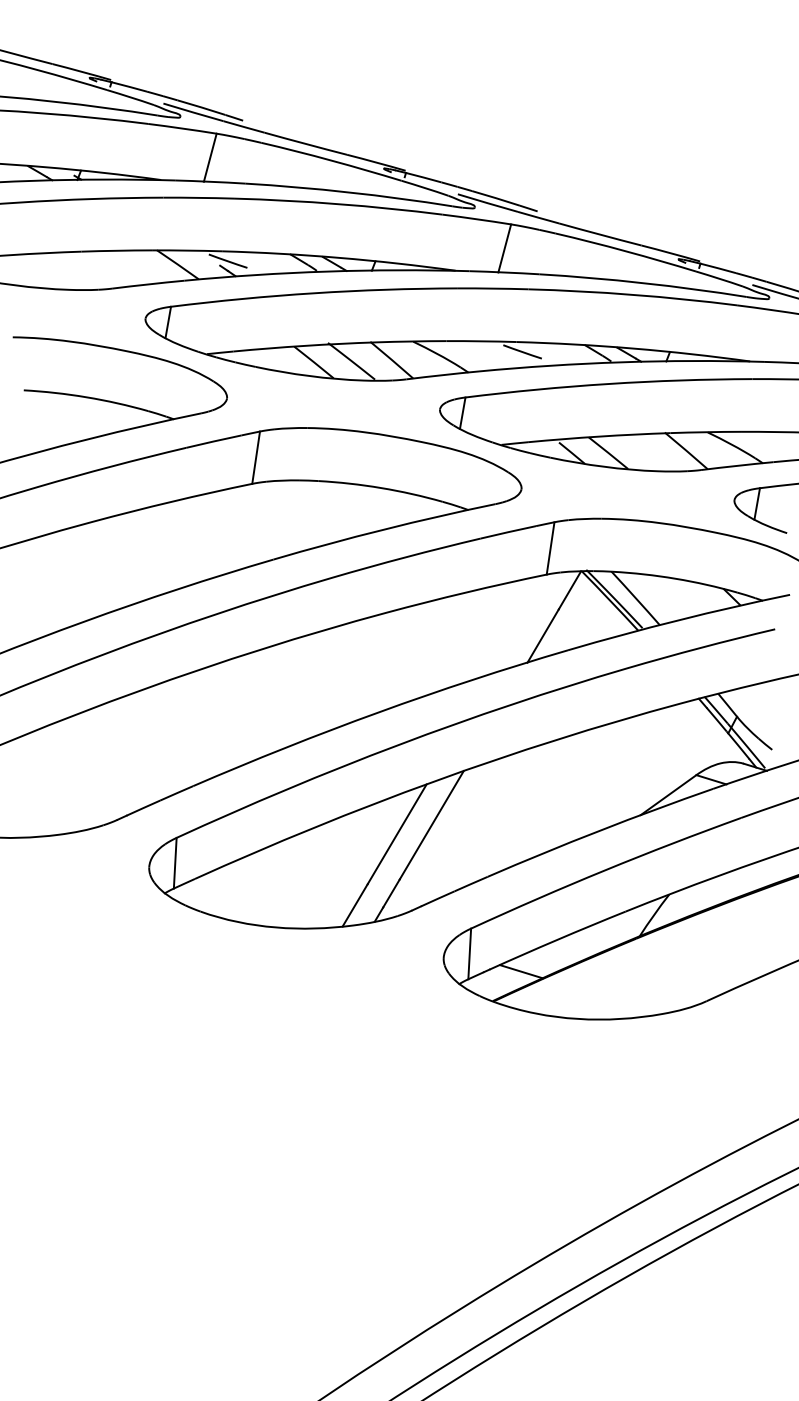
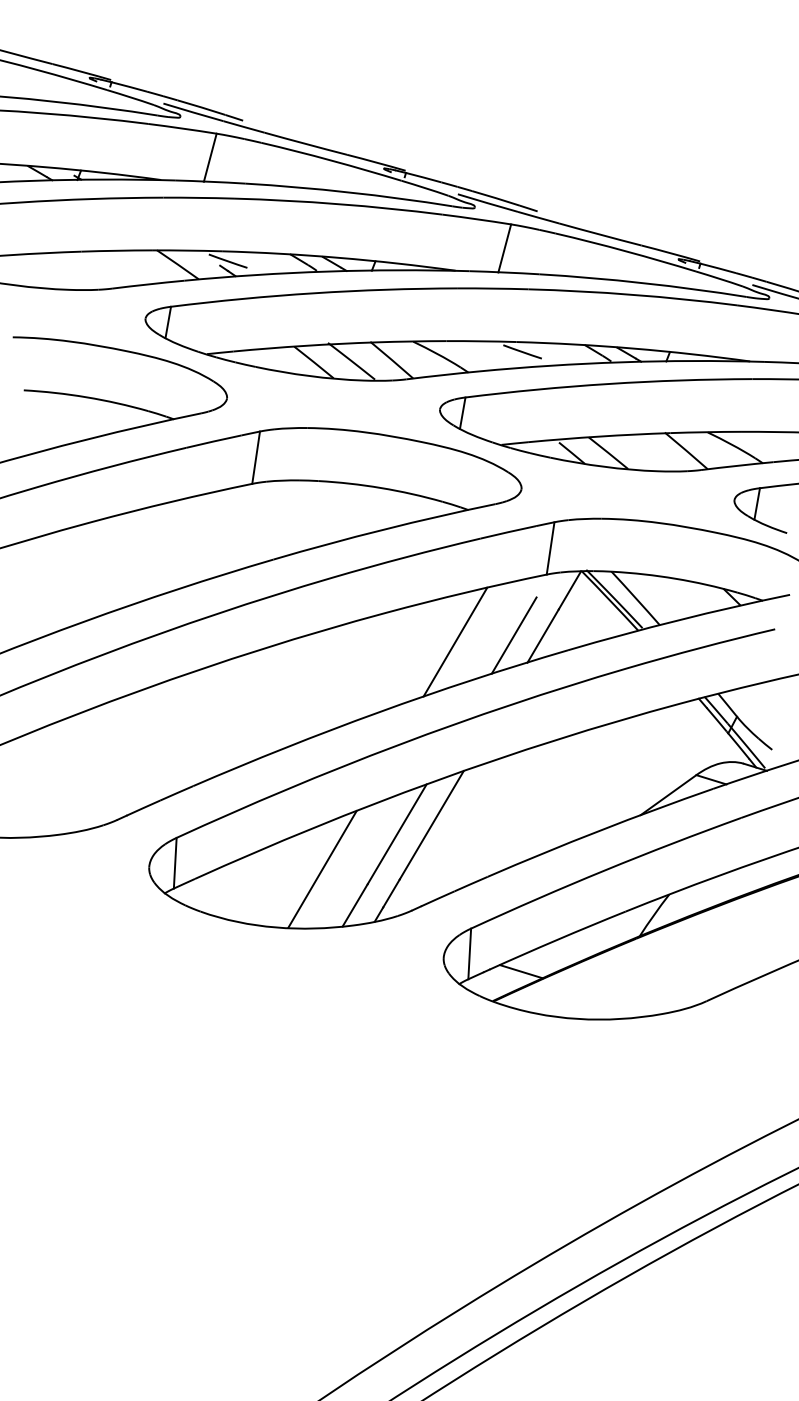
line: none -> present (513, 635)
line: none -> present (455, 641)
line: none -> present (322, 869)
